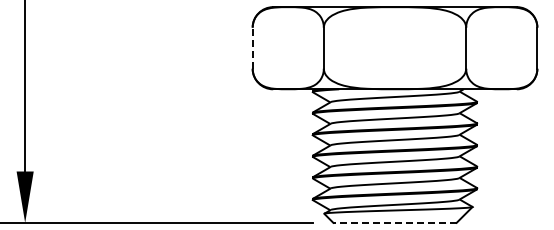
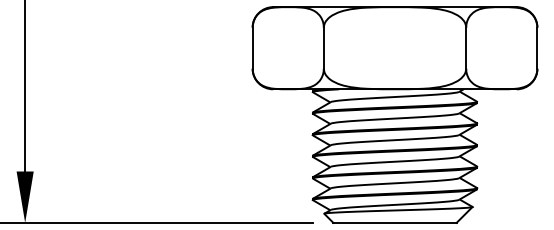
line: dashed -> solid (252, 48)
line: dashed -> solid (395, 222)
